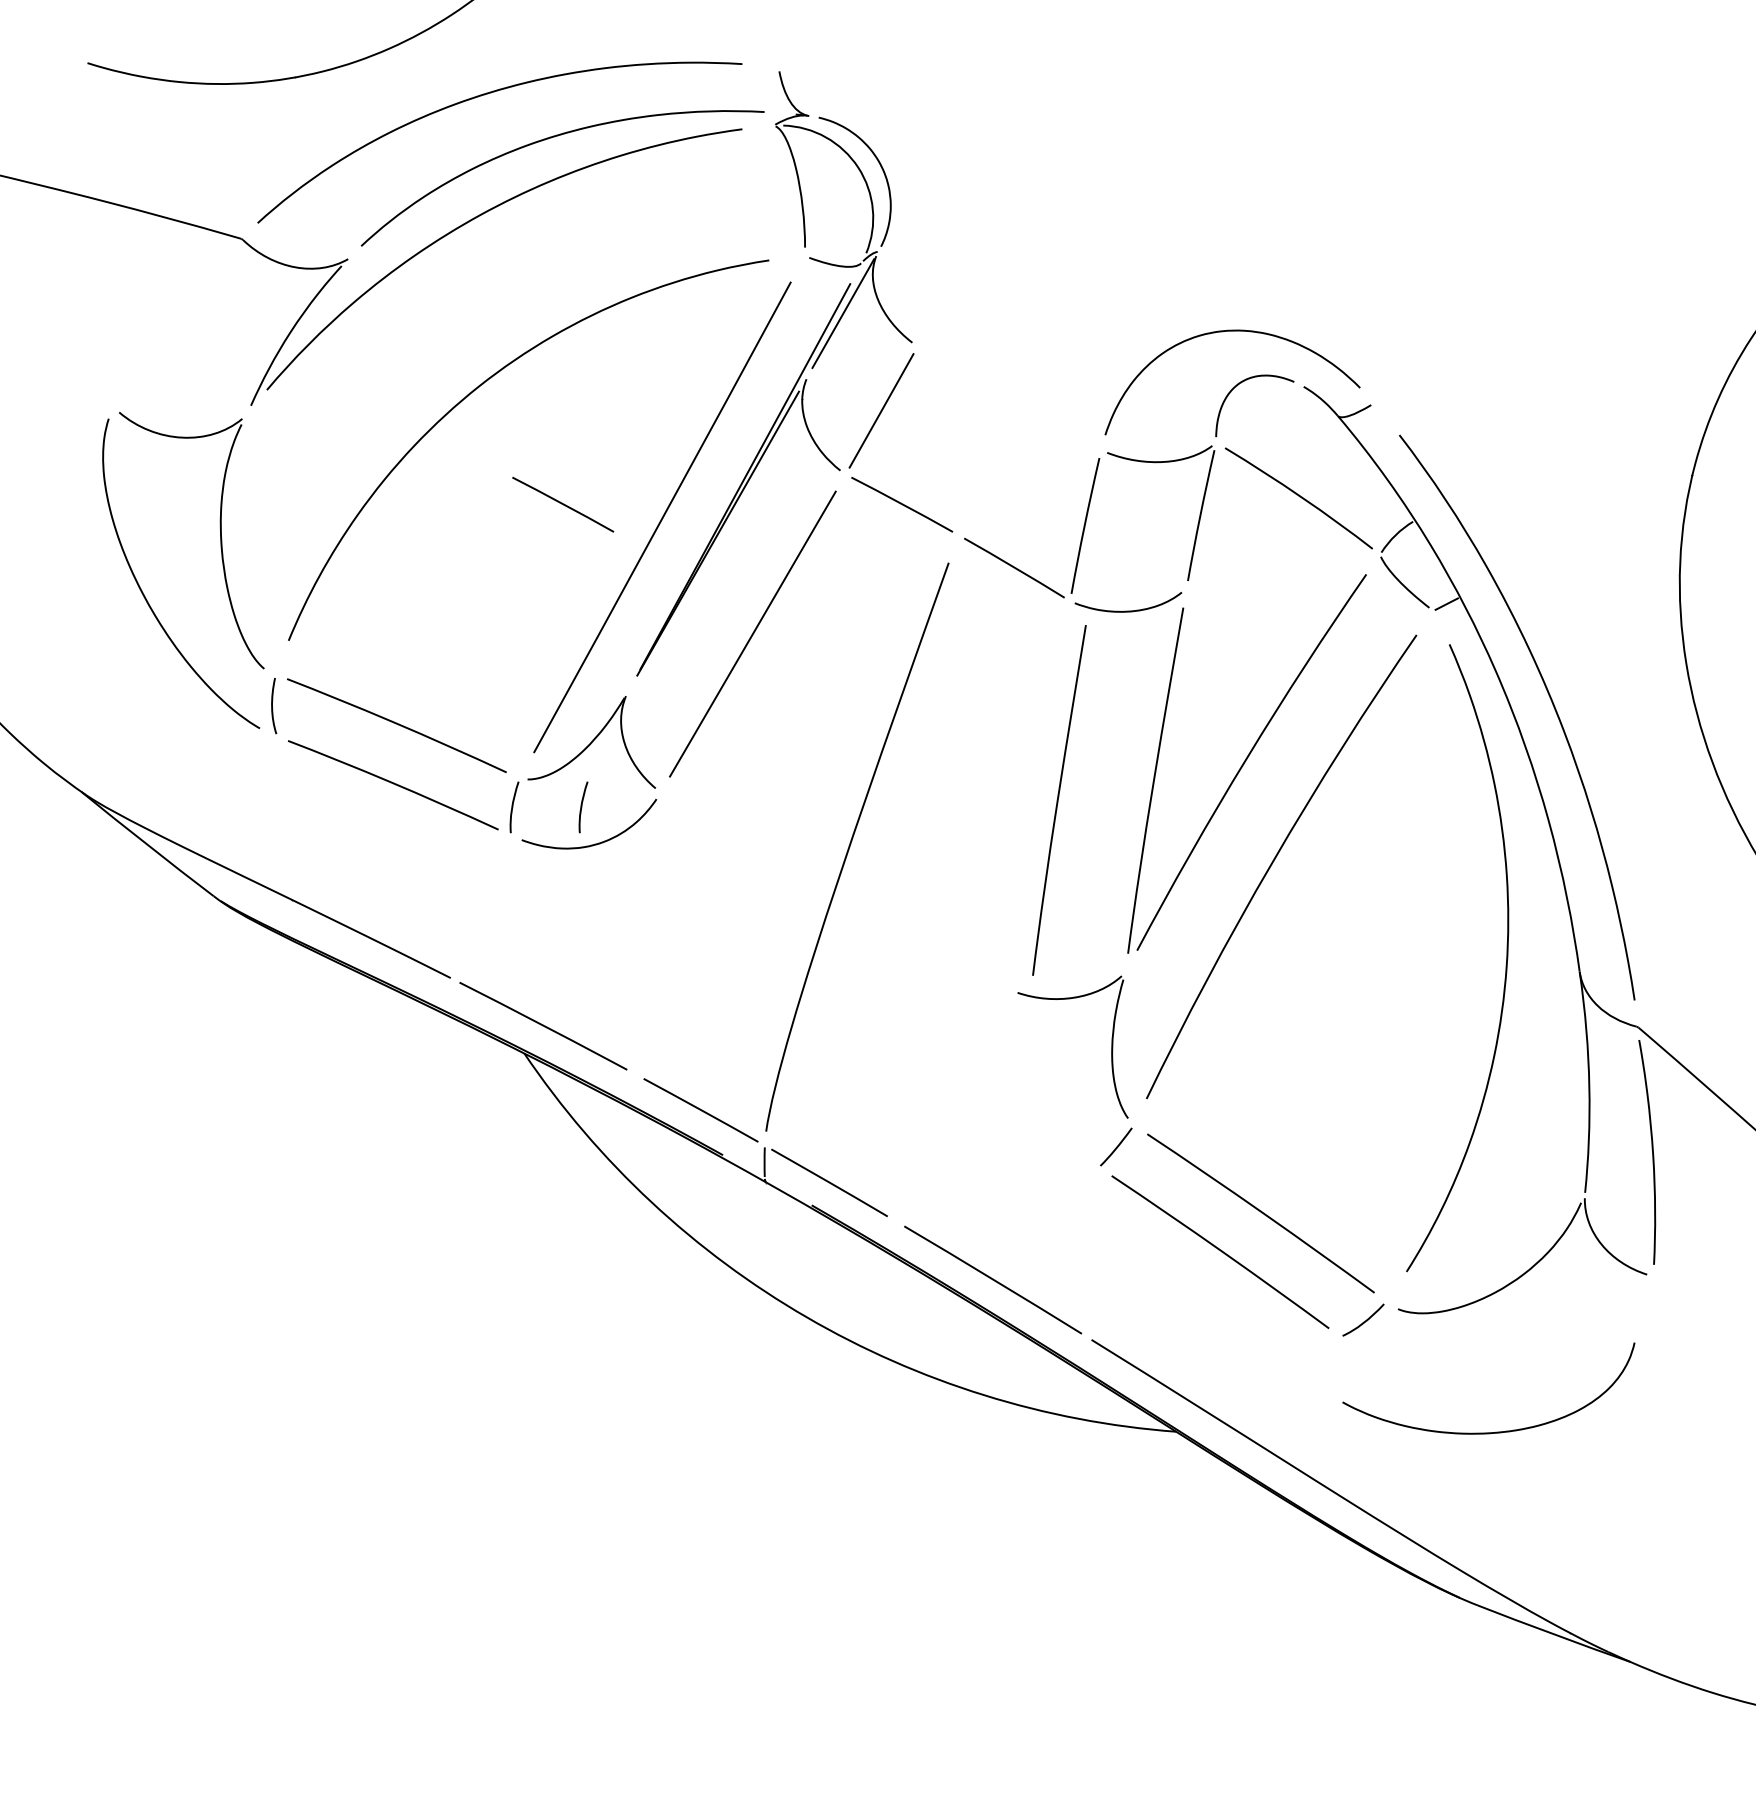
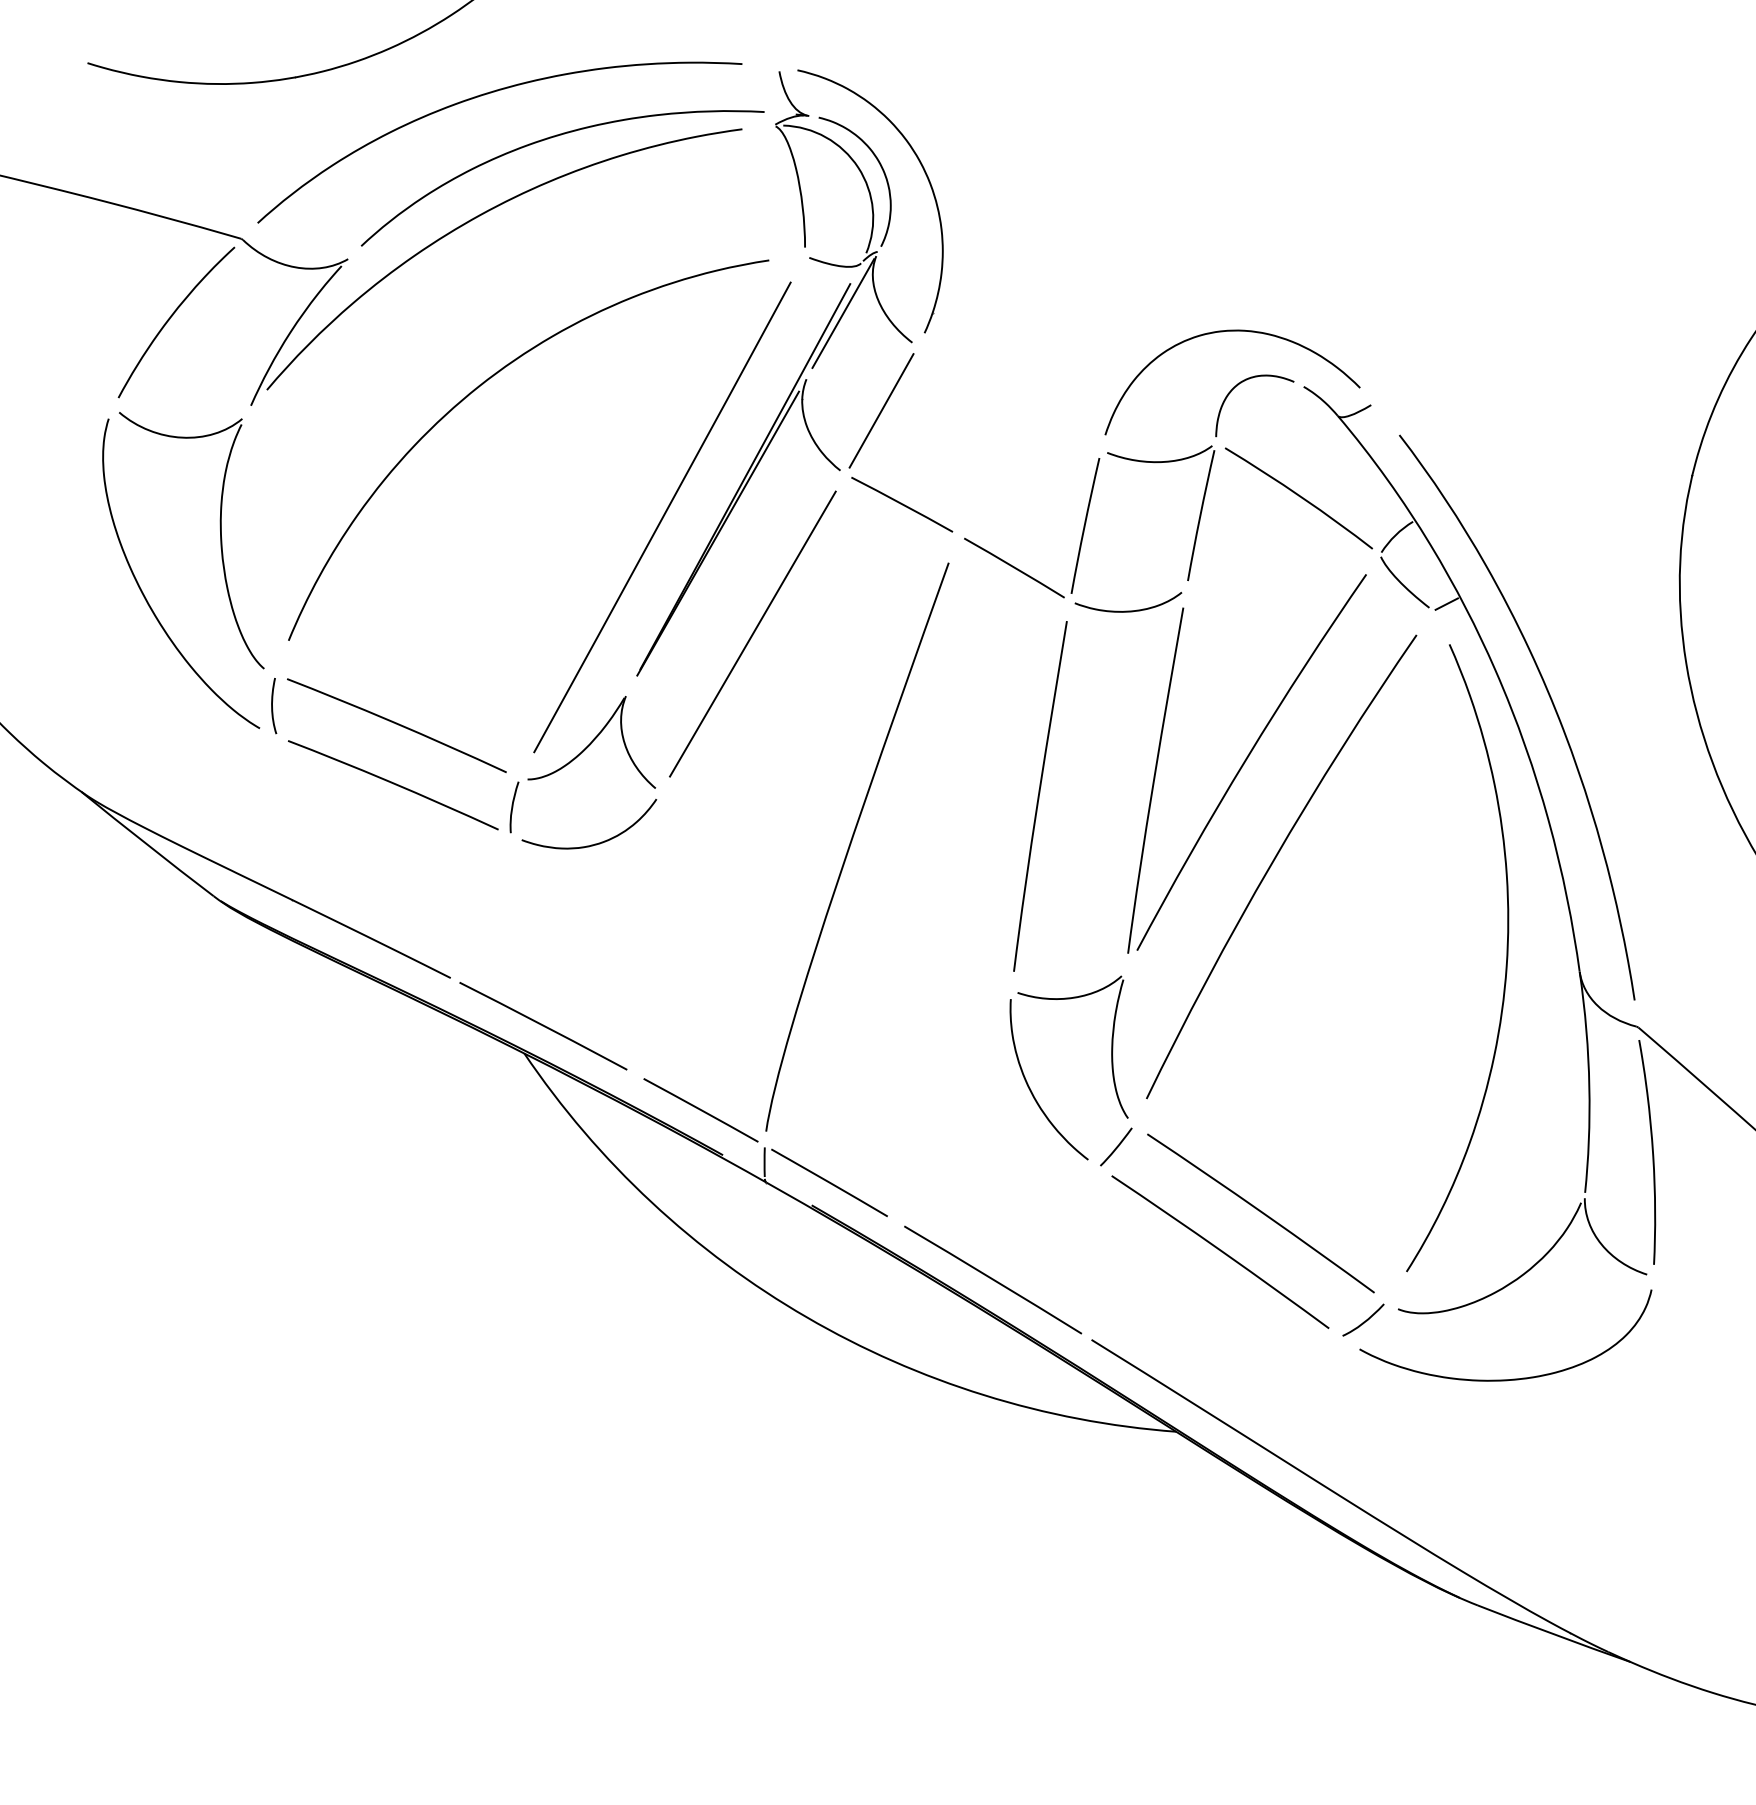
part: none -> present (924, 173)
curve: none -> present (170, 319)
line: present -> none (563, 504)
curve position: (1058, 800) -> (1039, 796) (1039, 796)
curve: present -> none (582, 807)
curve: none -> present (1032, 1091)
curve position: (1495, 1431) -> (1512, 1378) (1512, 1378)
